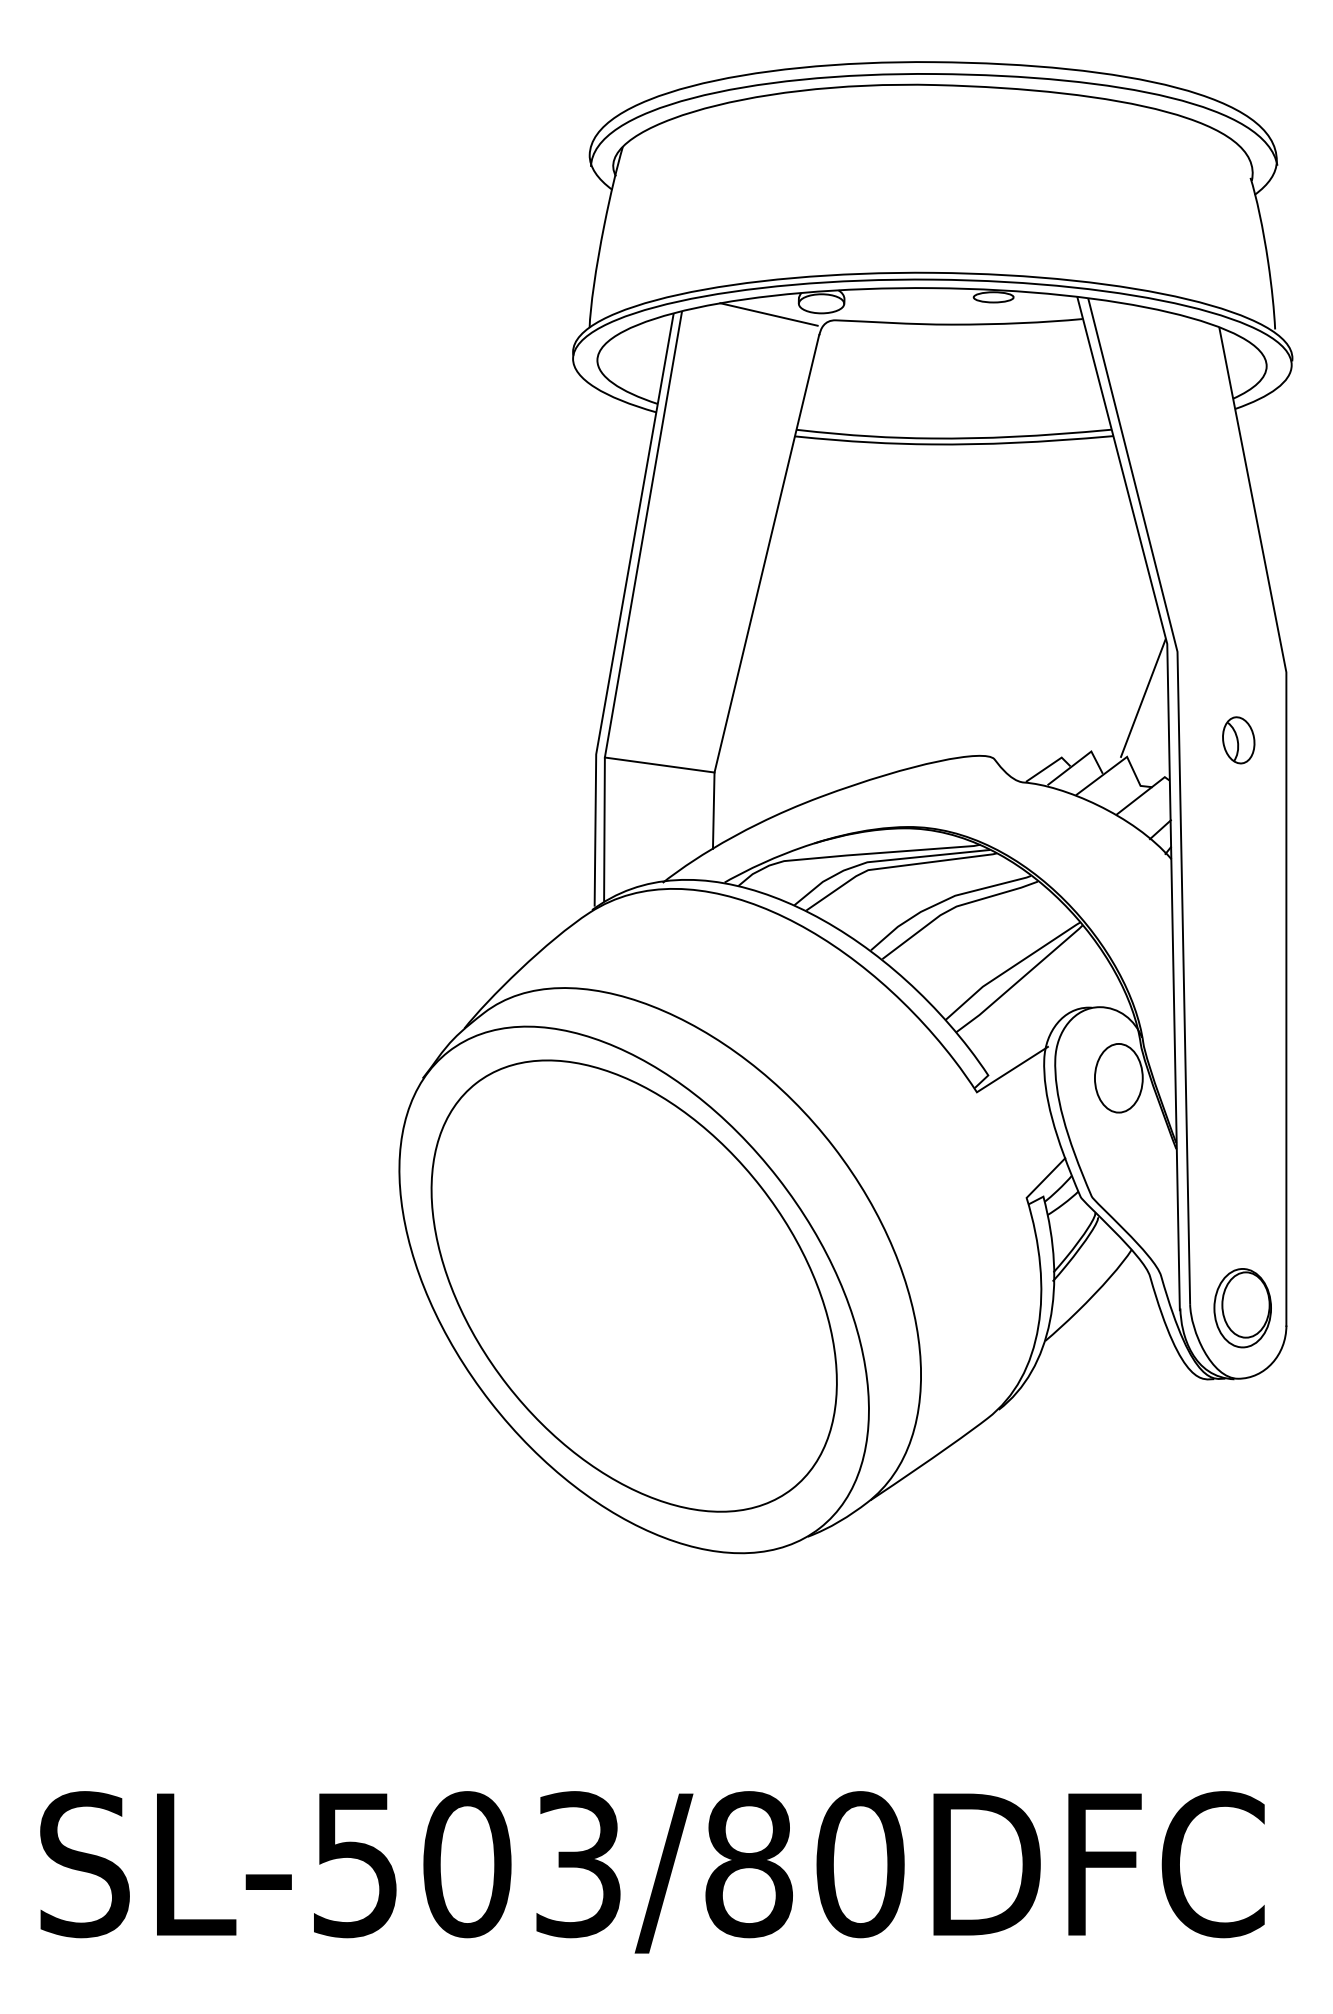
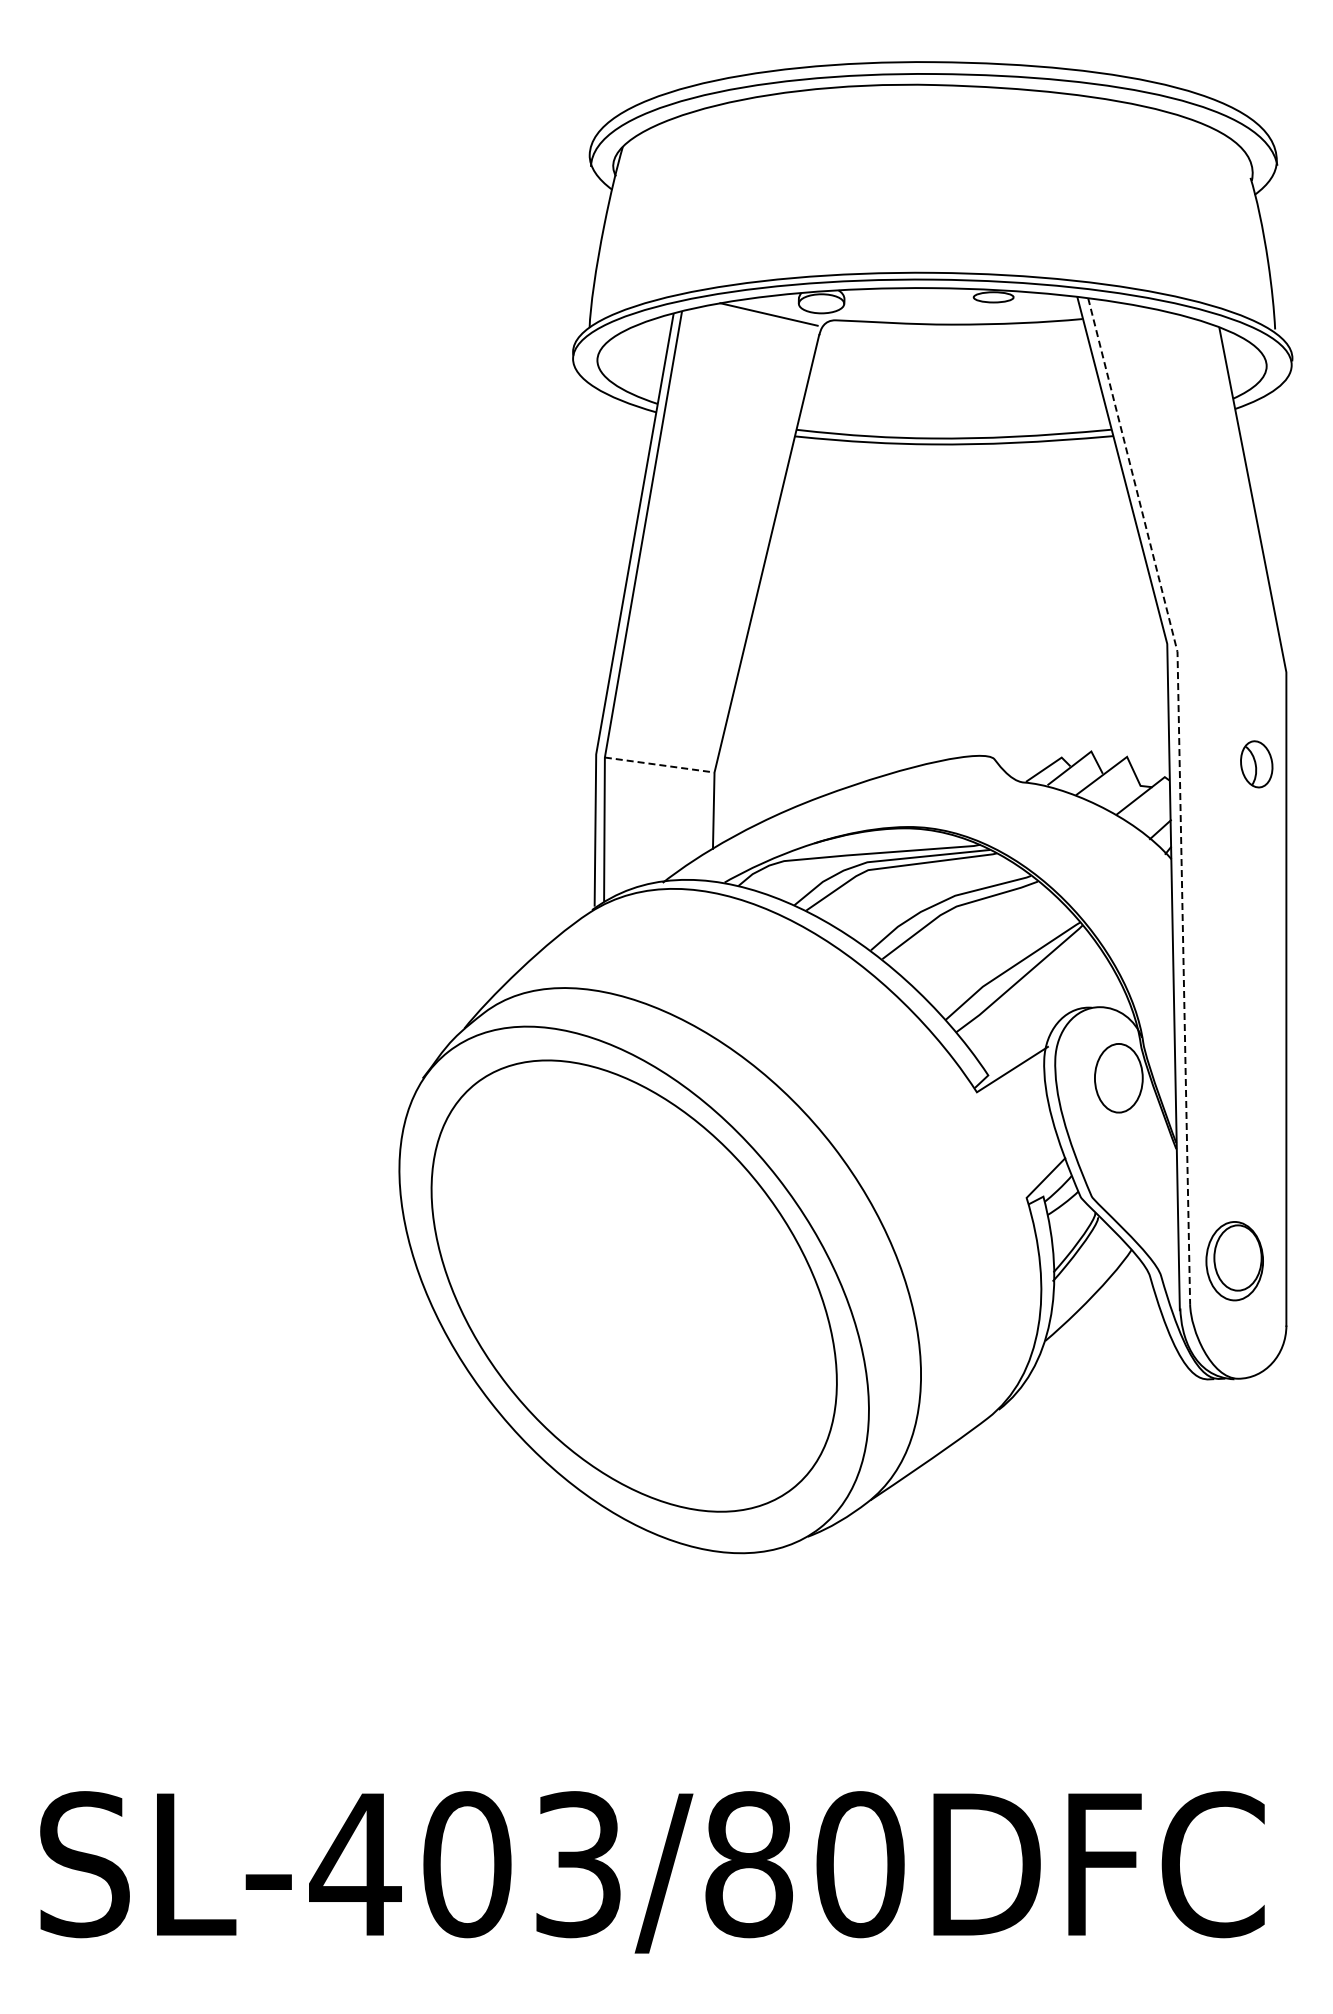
line: present -> none (1143, 697)
part position: (1238, 740) -> (1256, 764) (1256, 764)
line: solid -> dashed (660, 765)
line: solid -> dashed (1180, 795)
part position: (1242, 1308) -> (1234, 1261) (1234, 1261)
text: SL-503/80DFC -> SL-403/80DFC (355, 1865)
